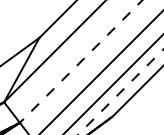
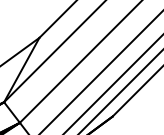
line: dashed -> solid (81, 61)
line: dashed -> solid (120, 91)
